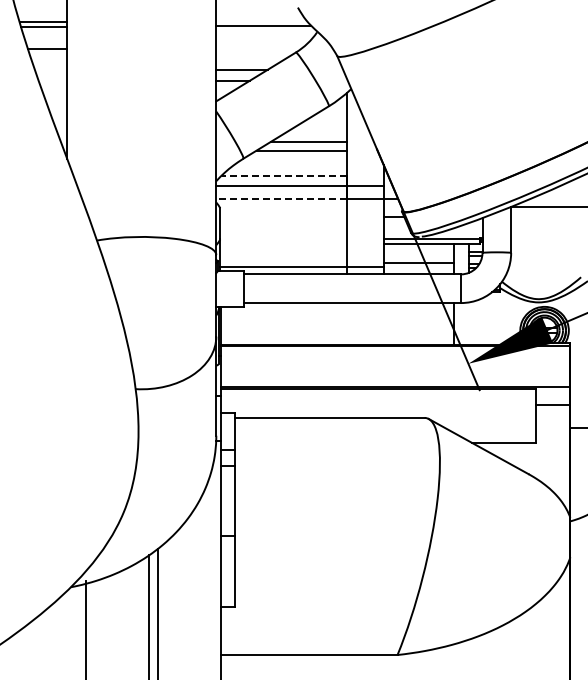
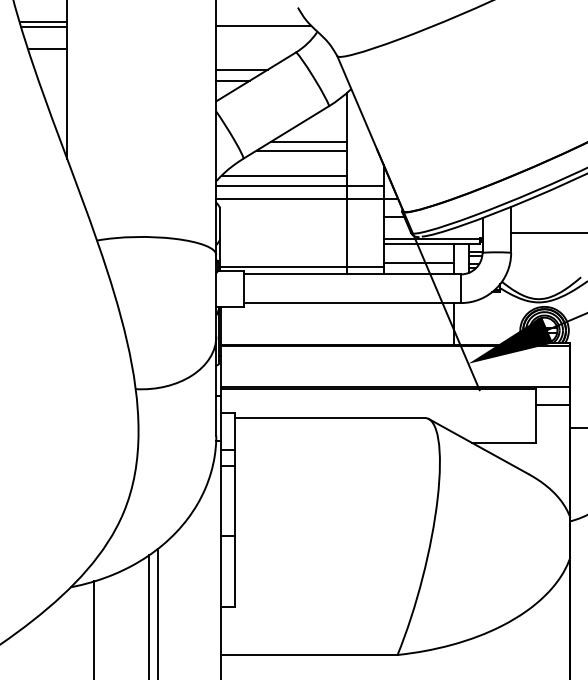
line: dashed -> solid (284, 175)
line: dashed -> solid (281, 198)
line position: (547, 207) -> (547, 233) (547, 233)
line position: (86, 628) -> (94, 628) (94, 628)
